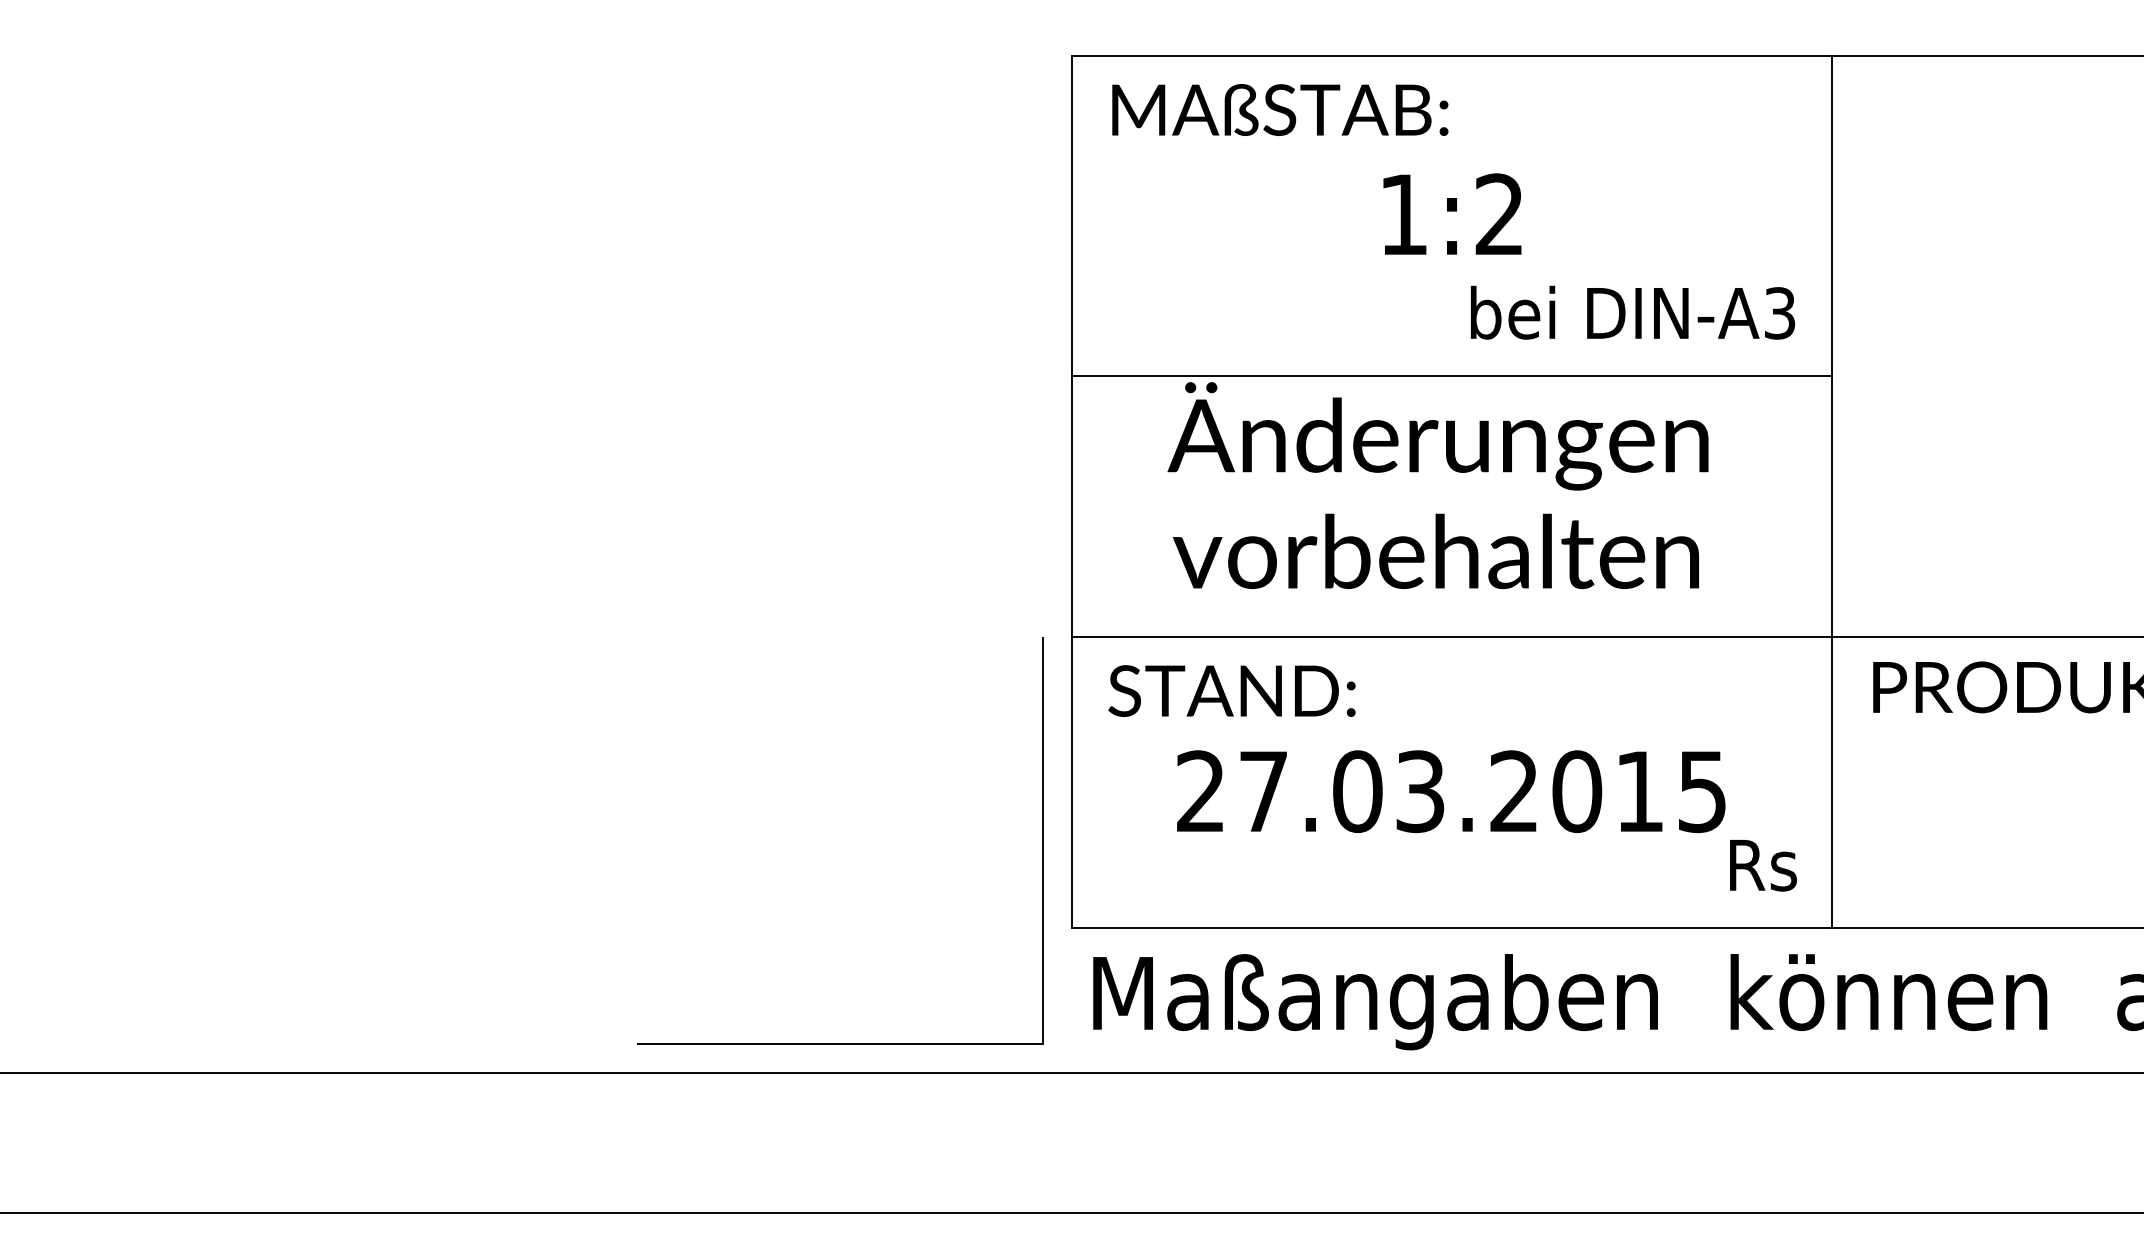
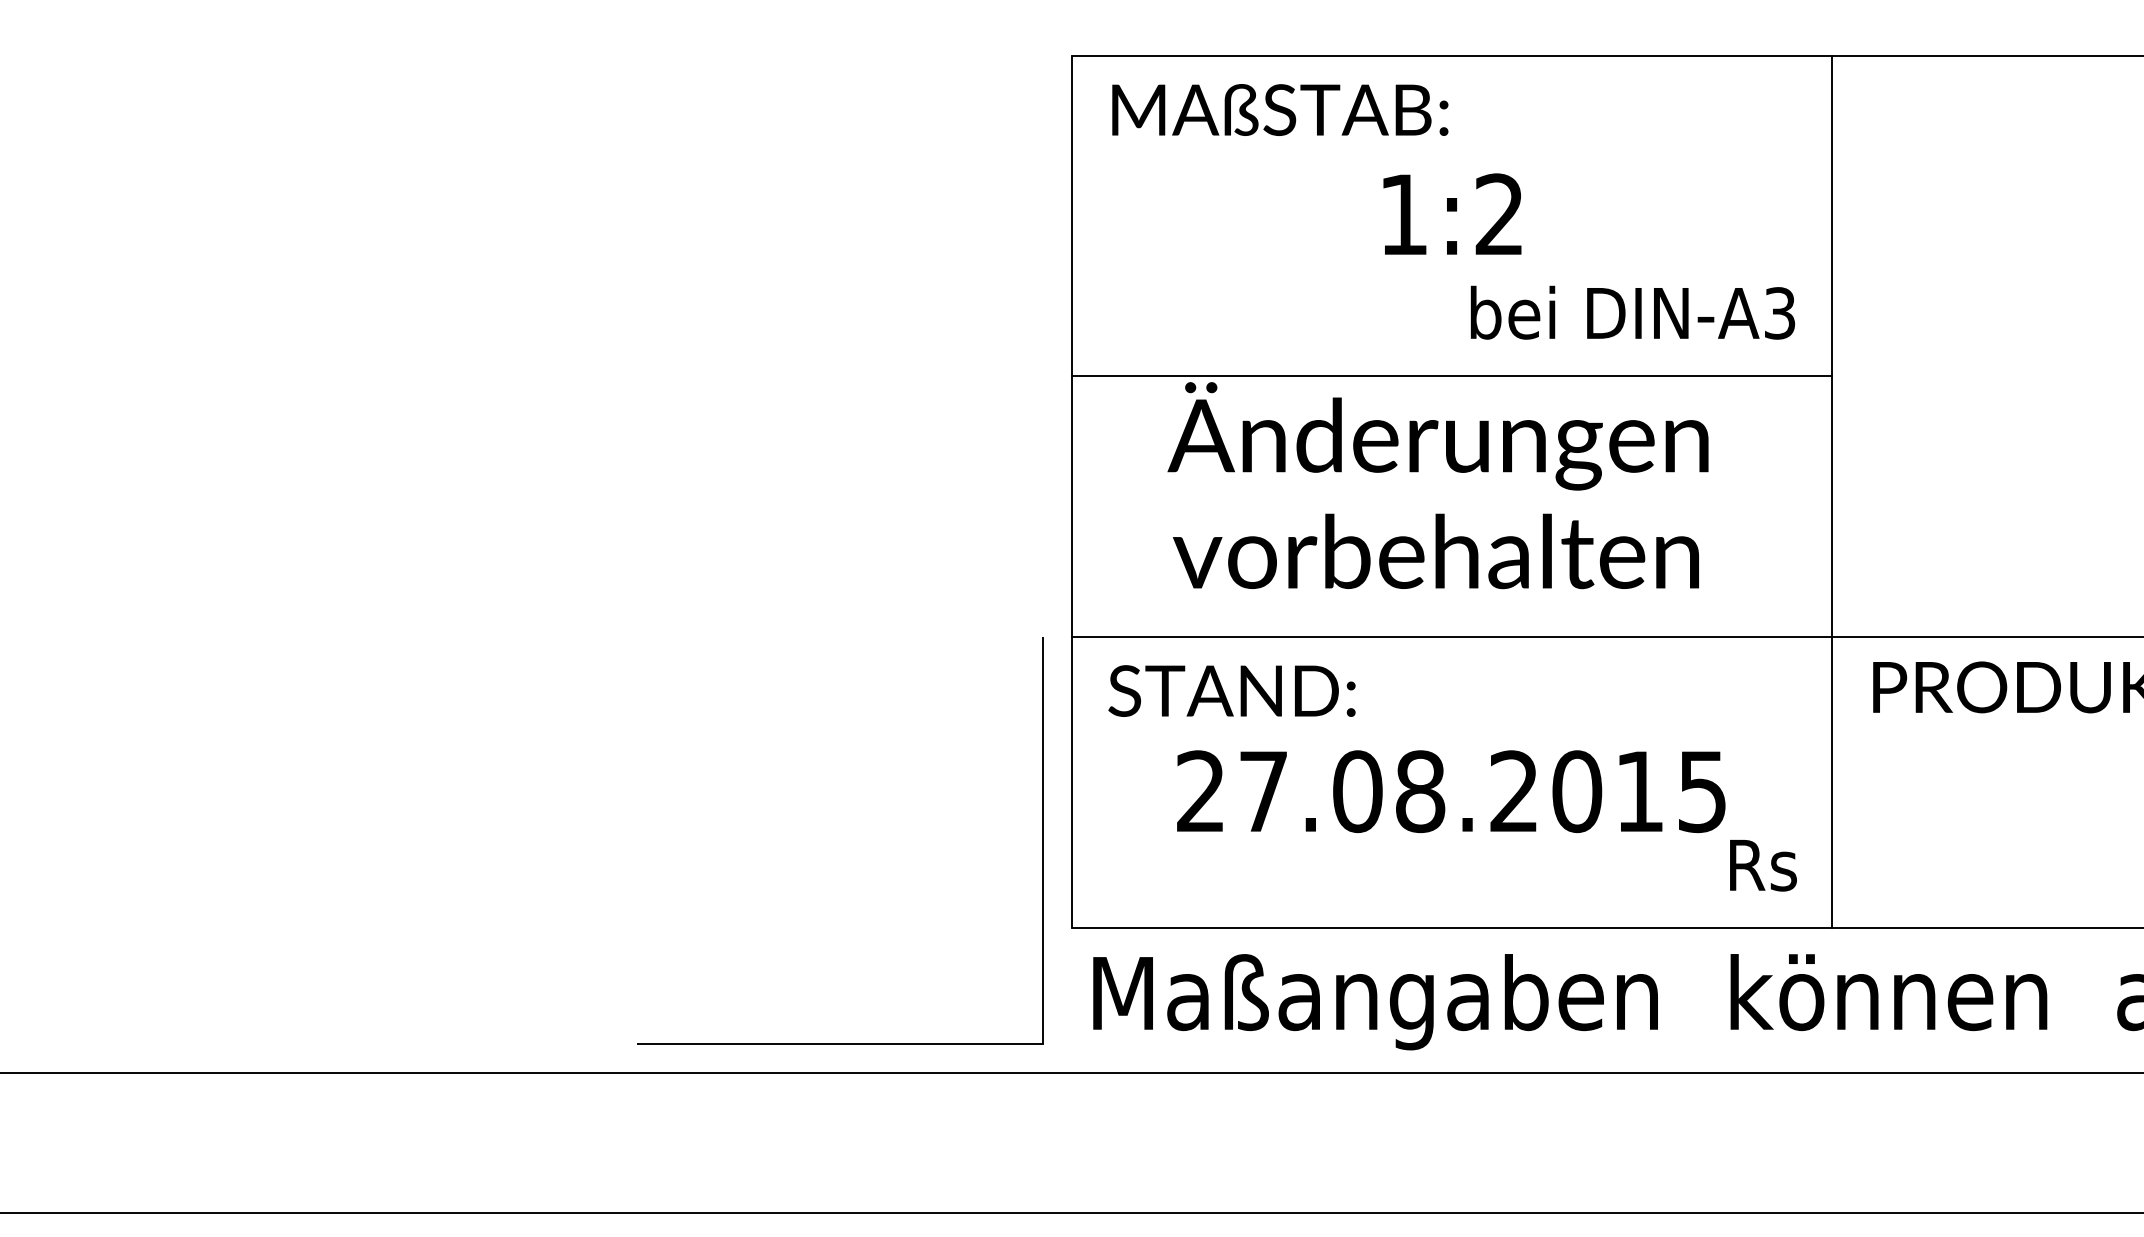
text: 27.03.2015 -> 27.08.2015 (1420, 791)
